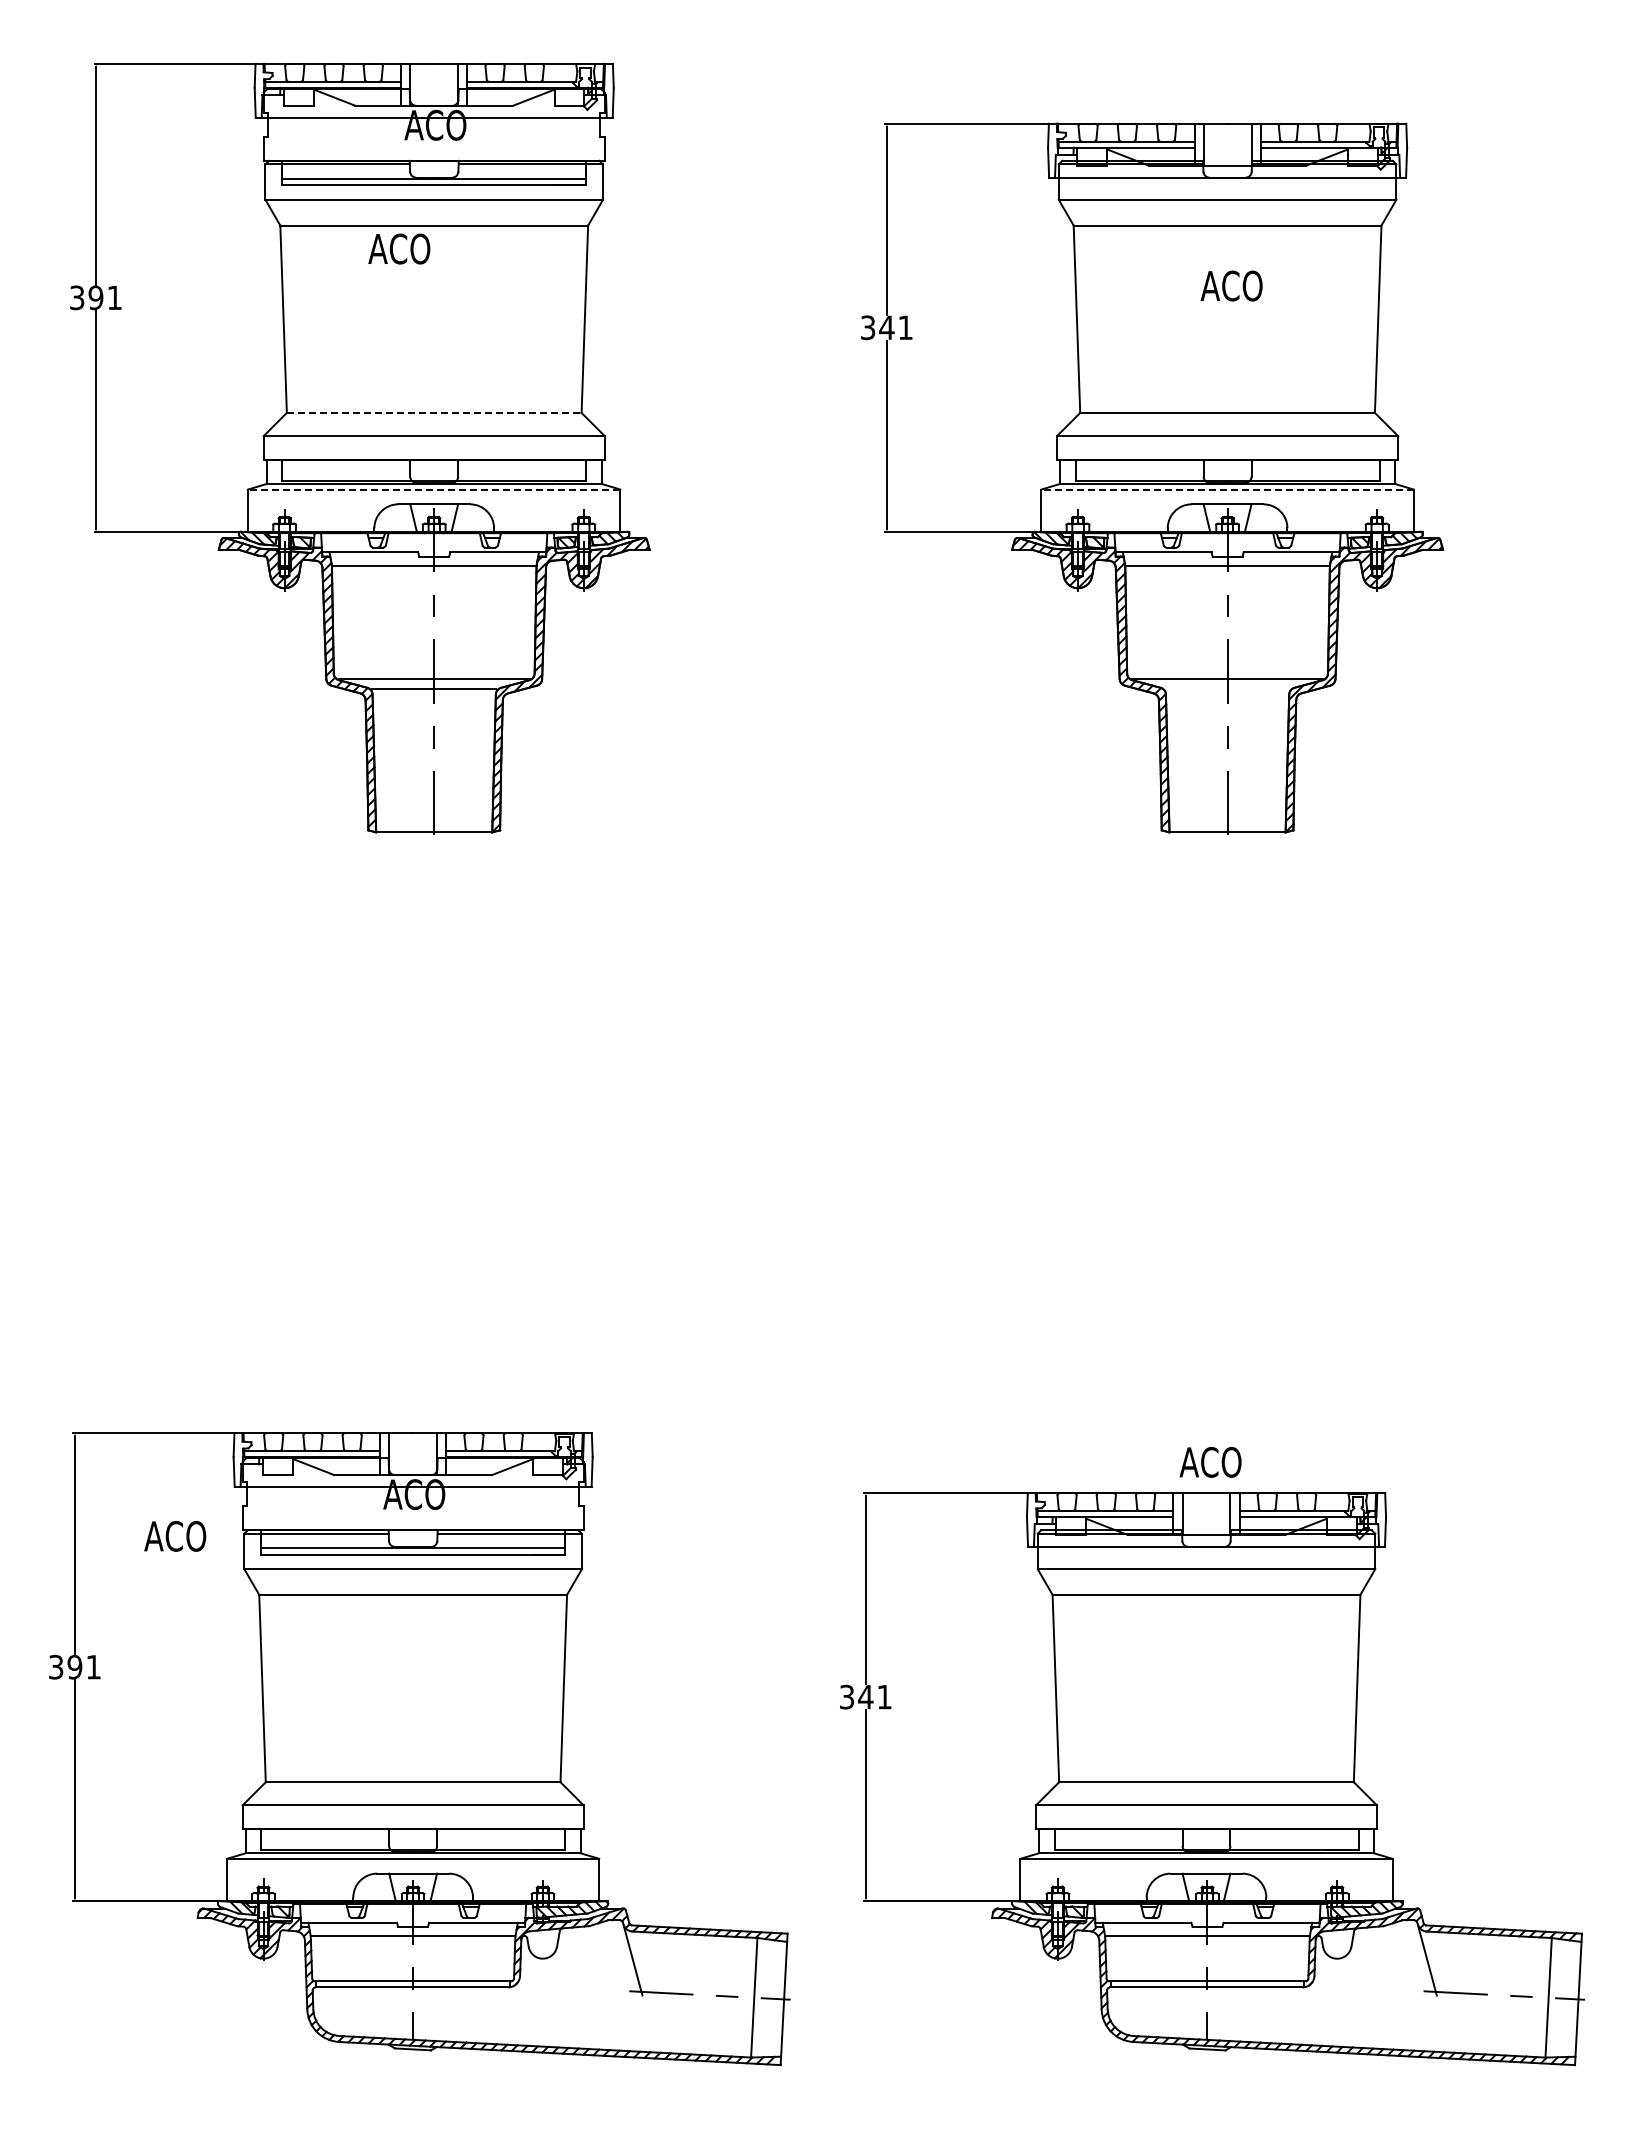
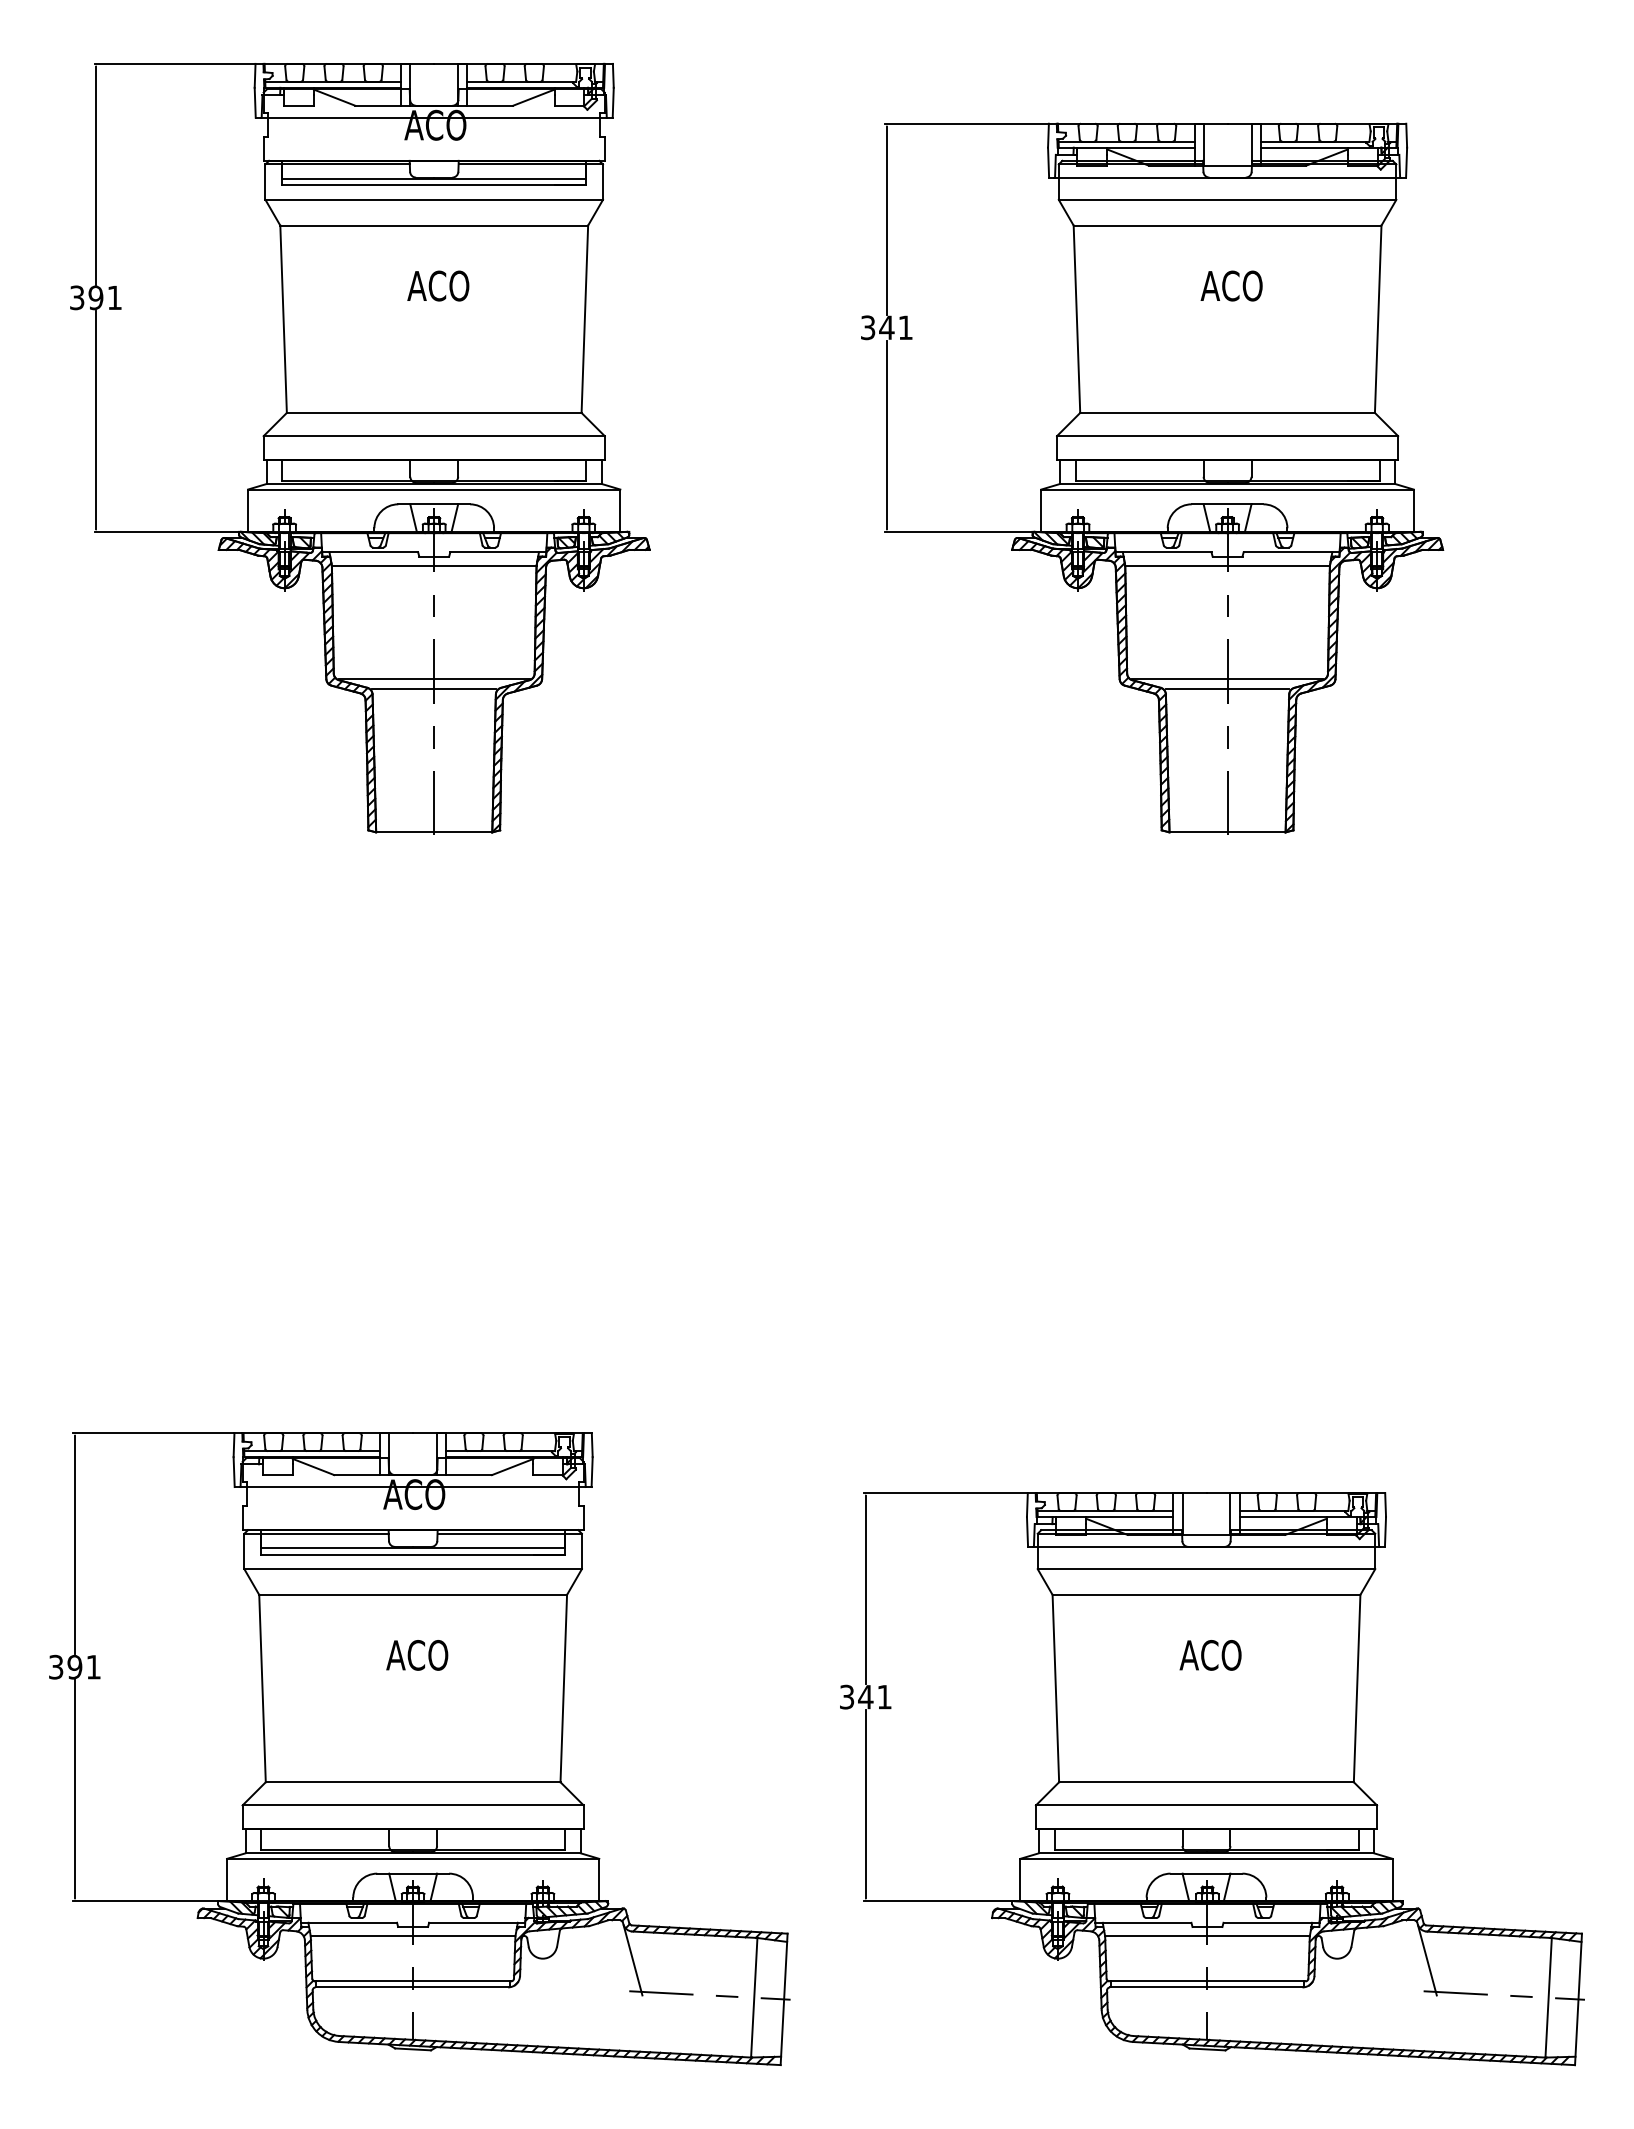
text position: (399, 248) -> (438, 285) (438, 285)
line: dashed -> solid (434, 412)
line: dashed -> solid (433, 489)
line: dashed -> solid (1227, 489)
line: none -> present (1227, 689)
text position: (1210, 1462) -> (1210, 1655) (1210, 1655)
text position: (175, 1536) -> (417, 1655) (417, 1655)
